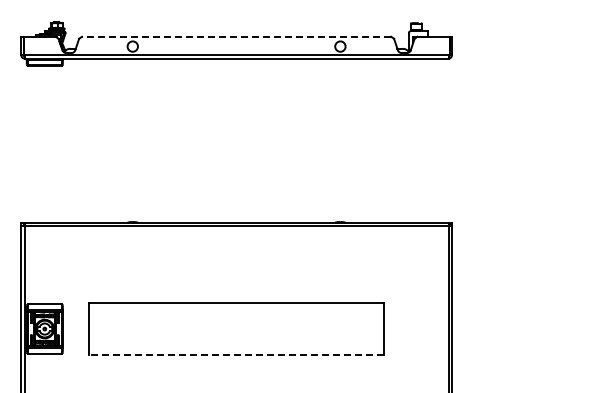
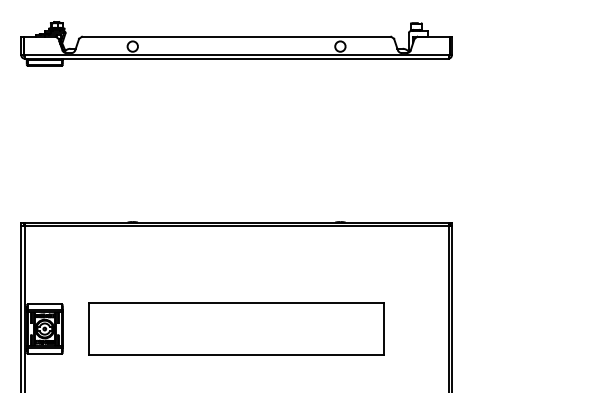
line: dashed -> solid (236, 36)
line: dashed -> solid (236, 354)
